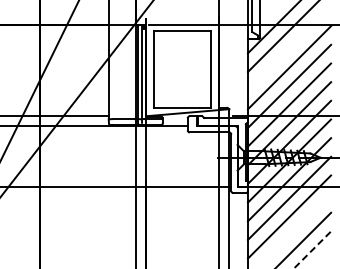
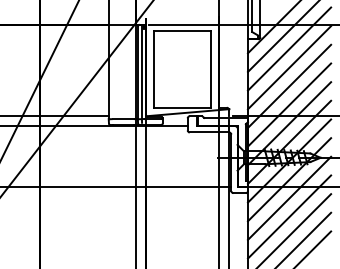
line: none -> present (289, 48)
line: none -> present (295, 229)
line: dashed -> solid (312, 249)
